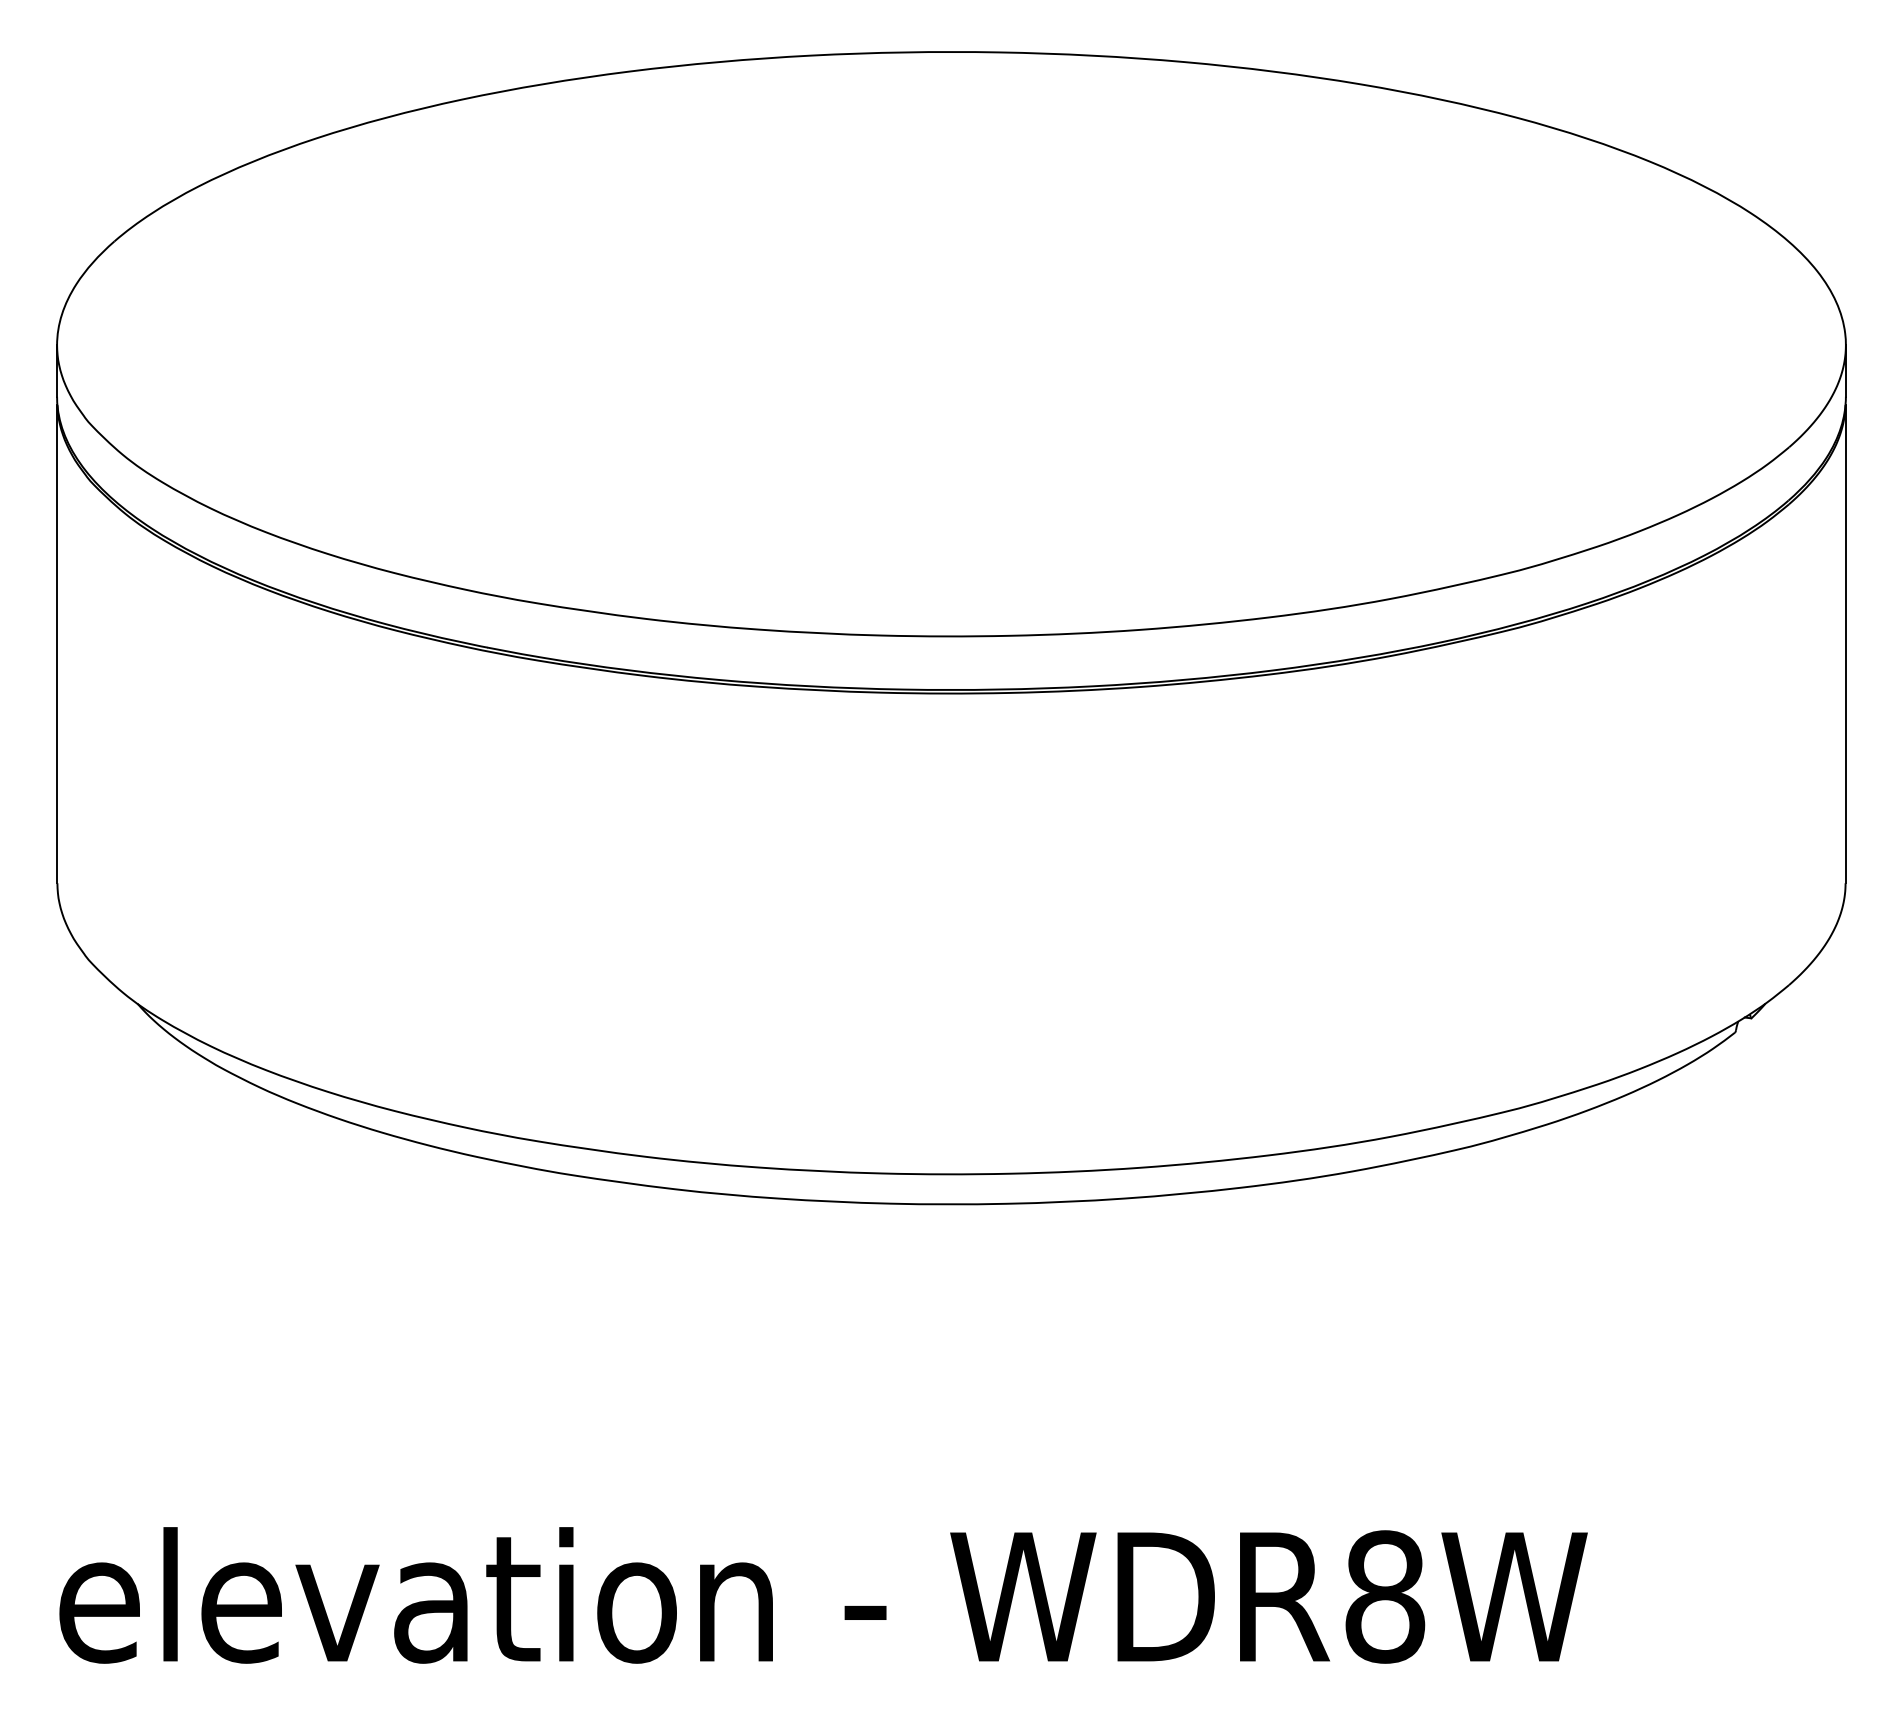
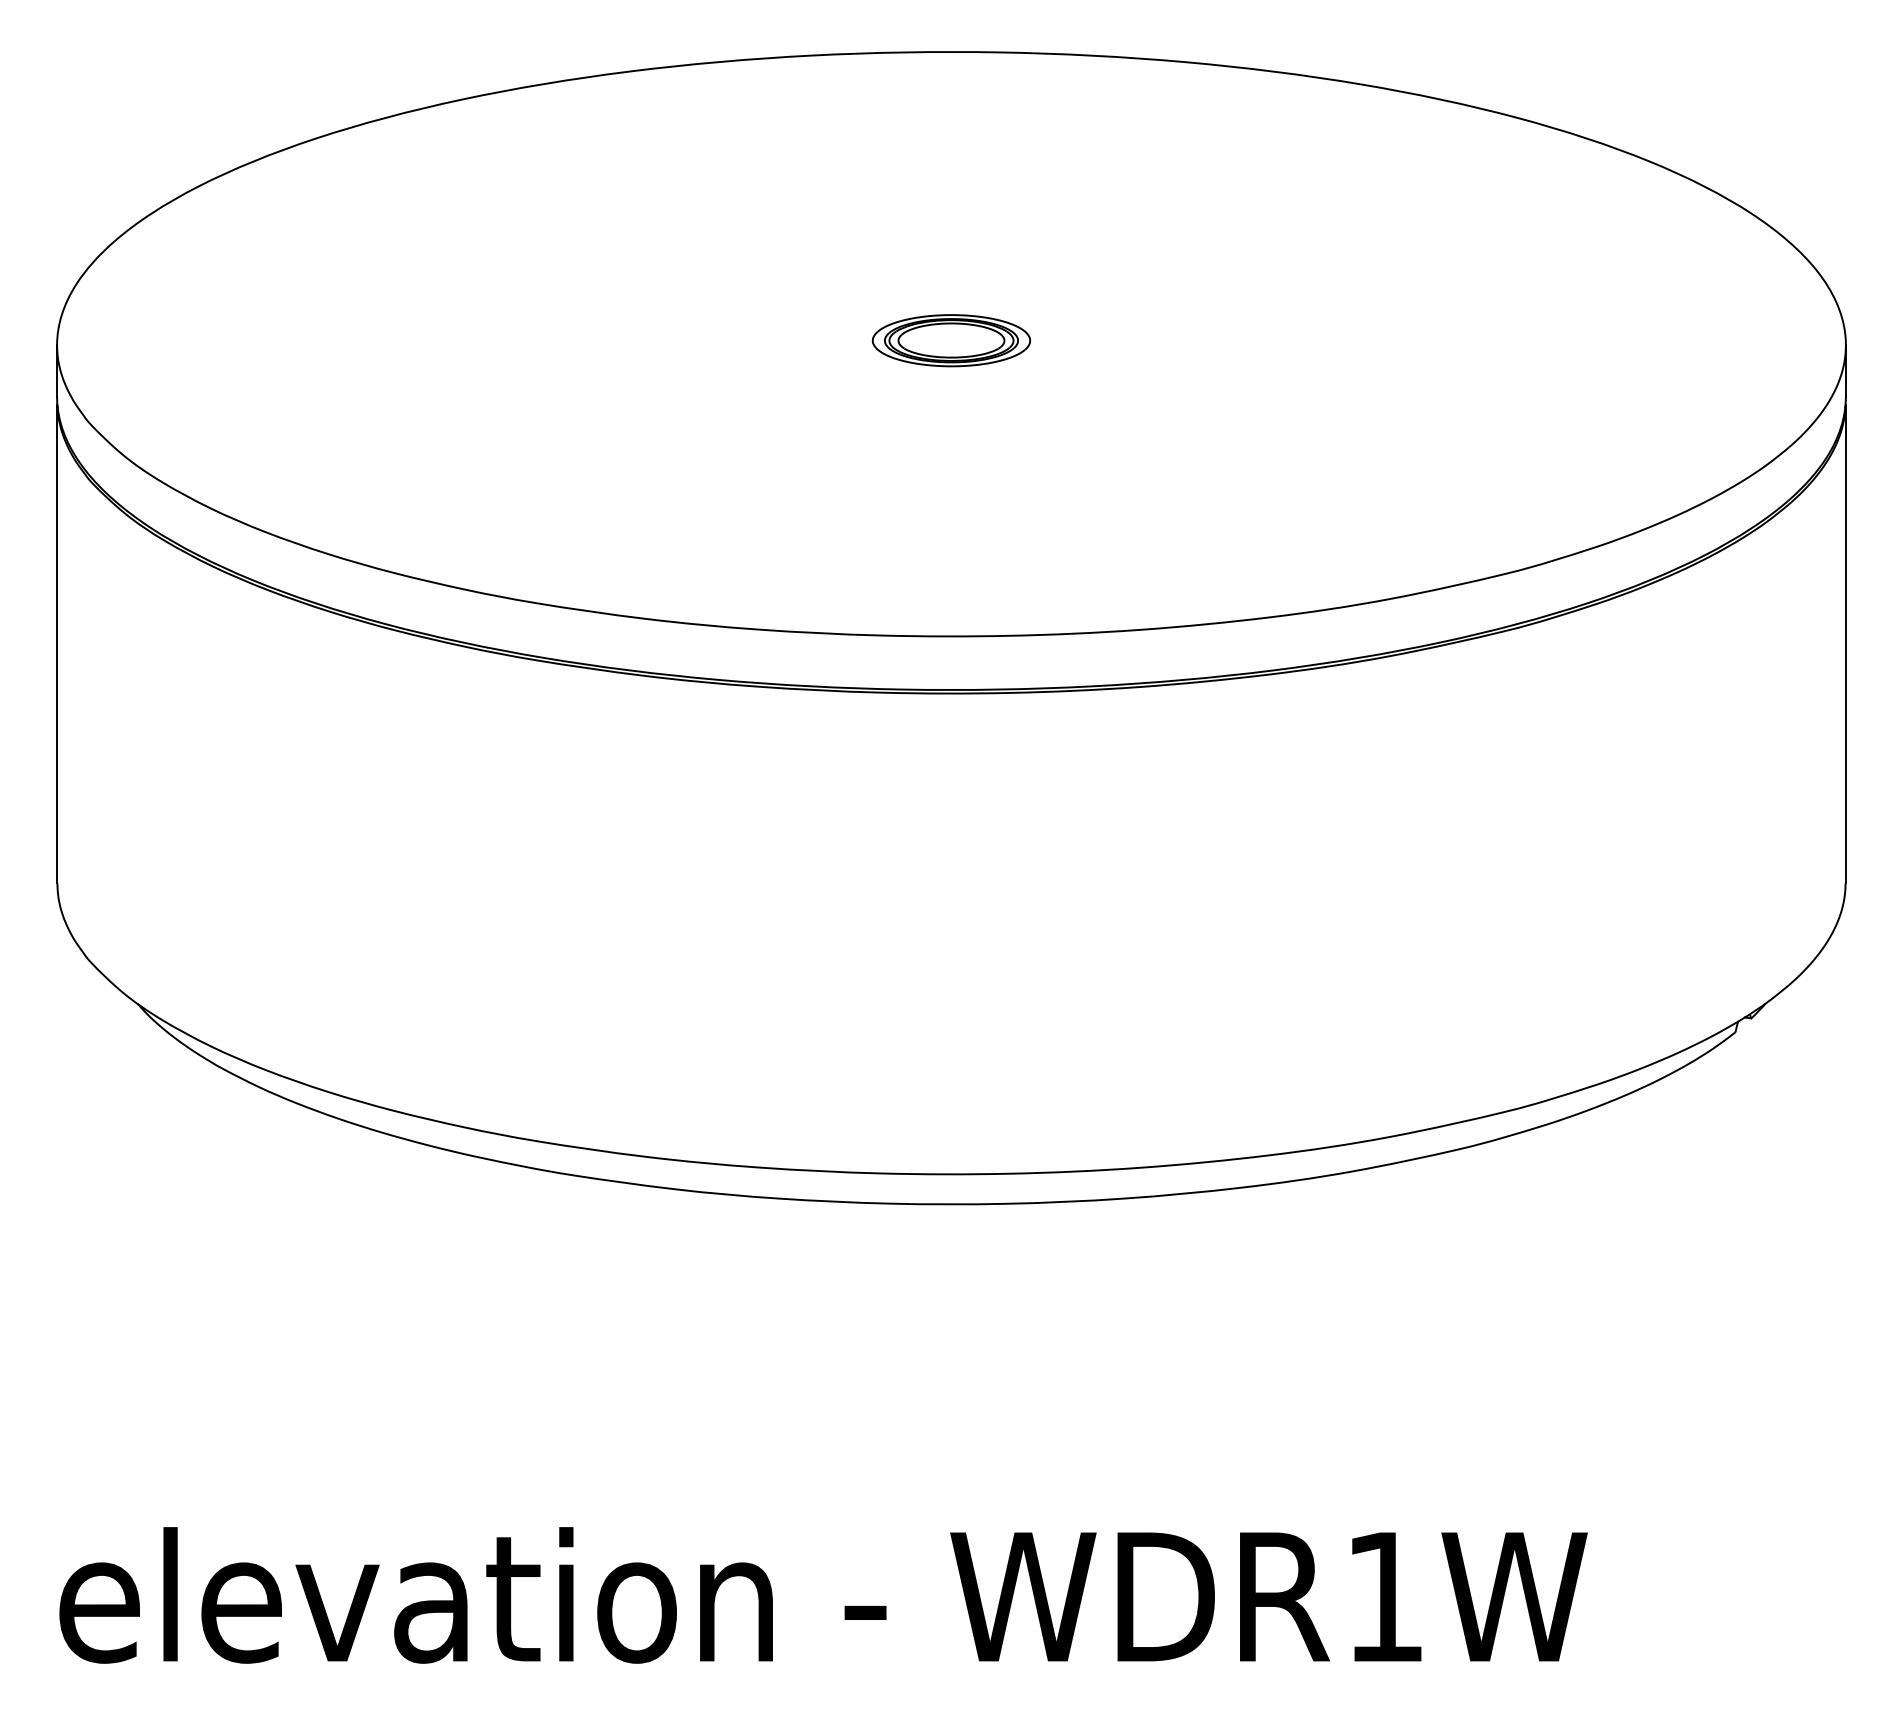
part: none -> present (951, 340)
text: WDR8W -> WDR1W (1385, 1596)
